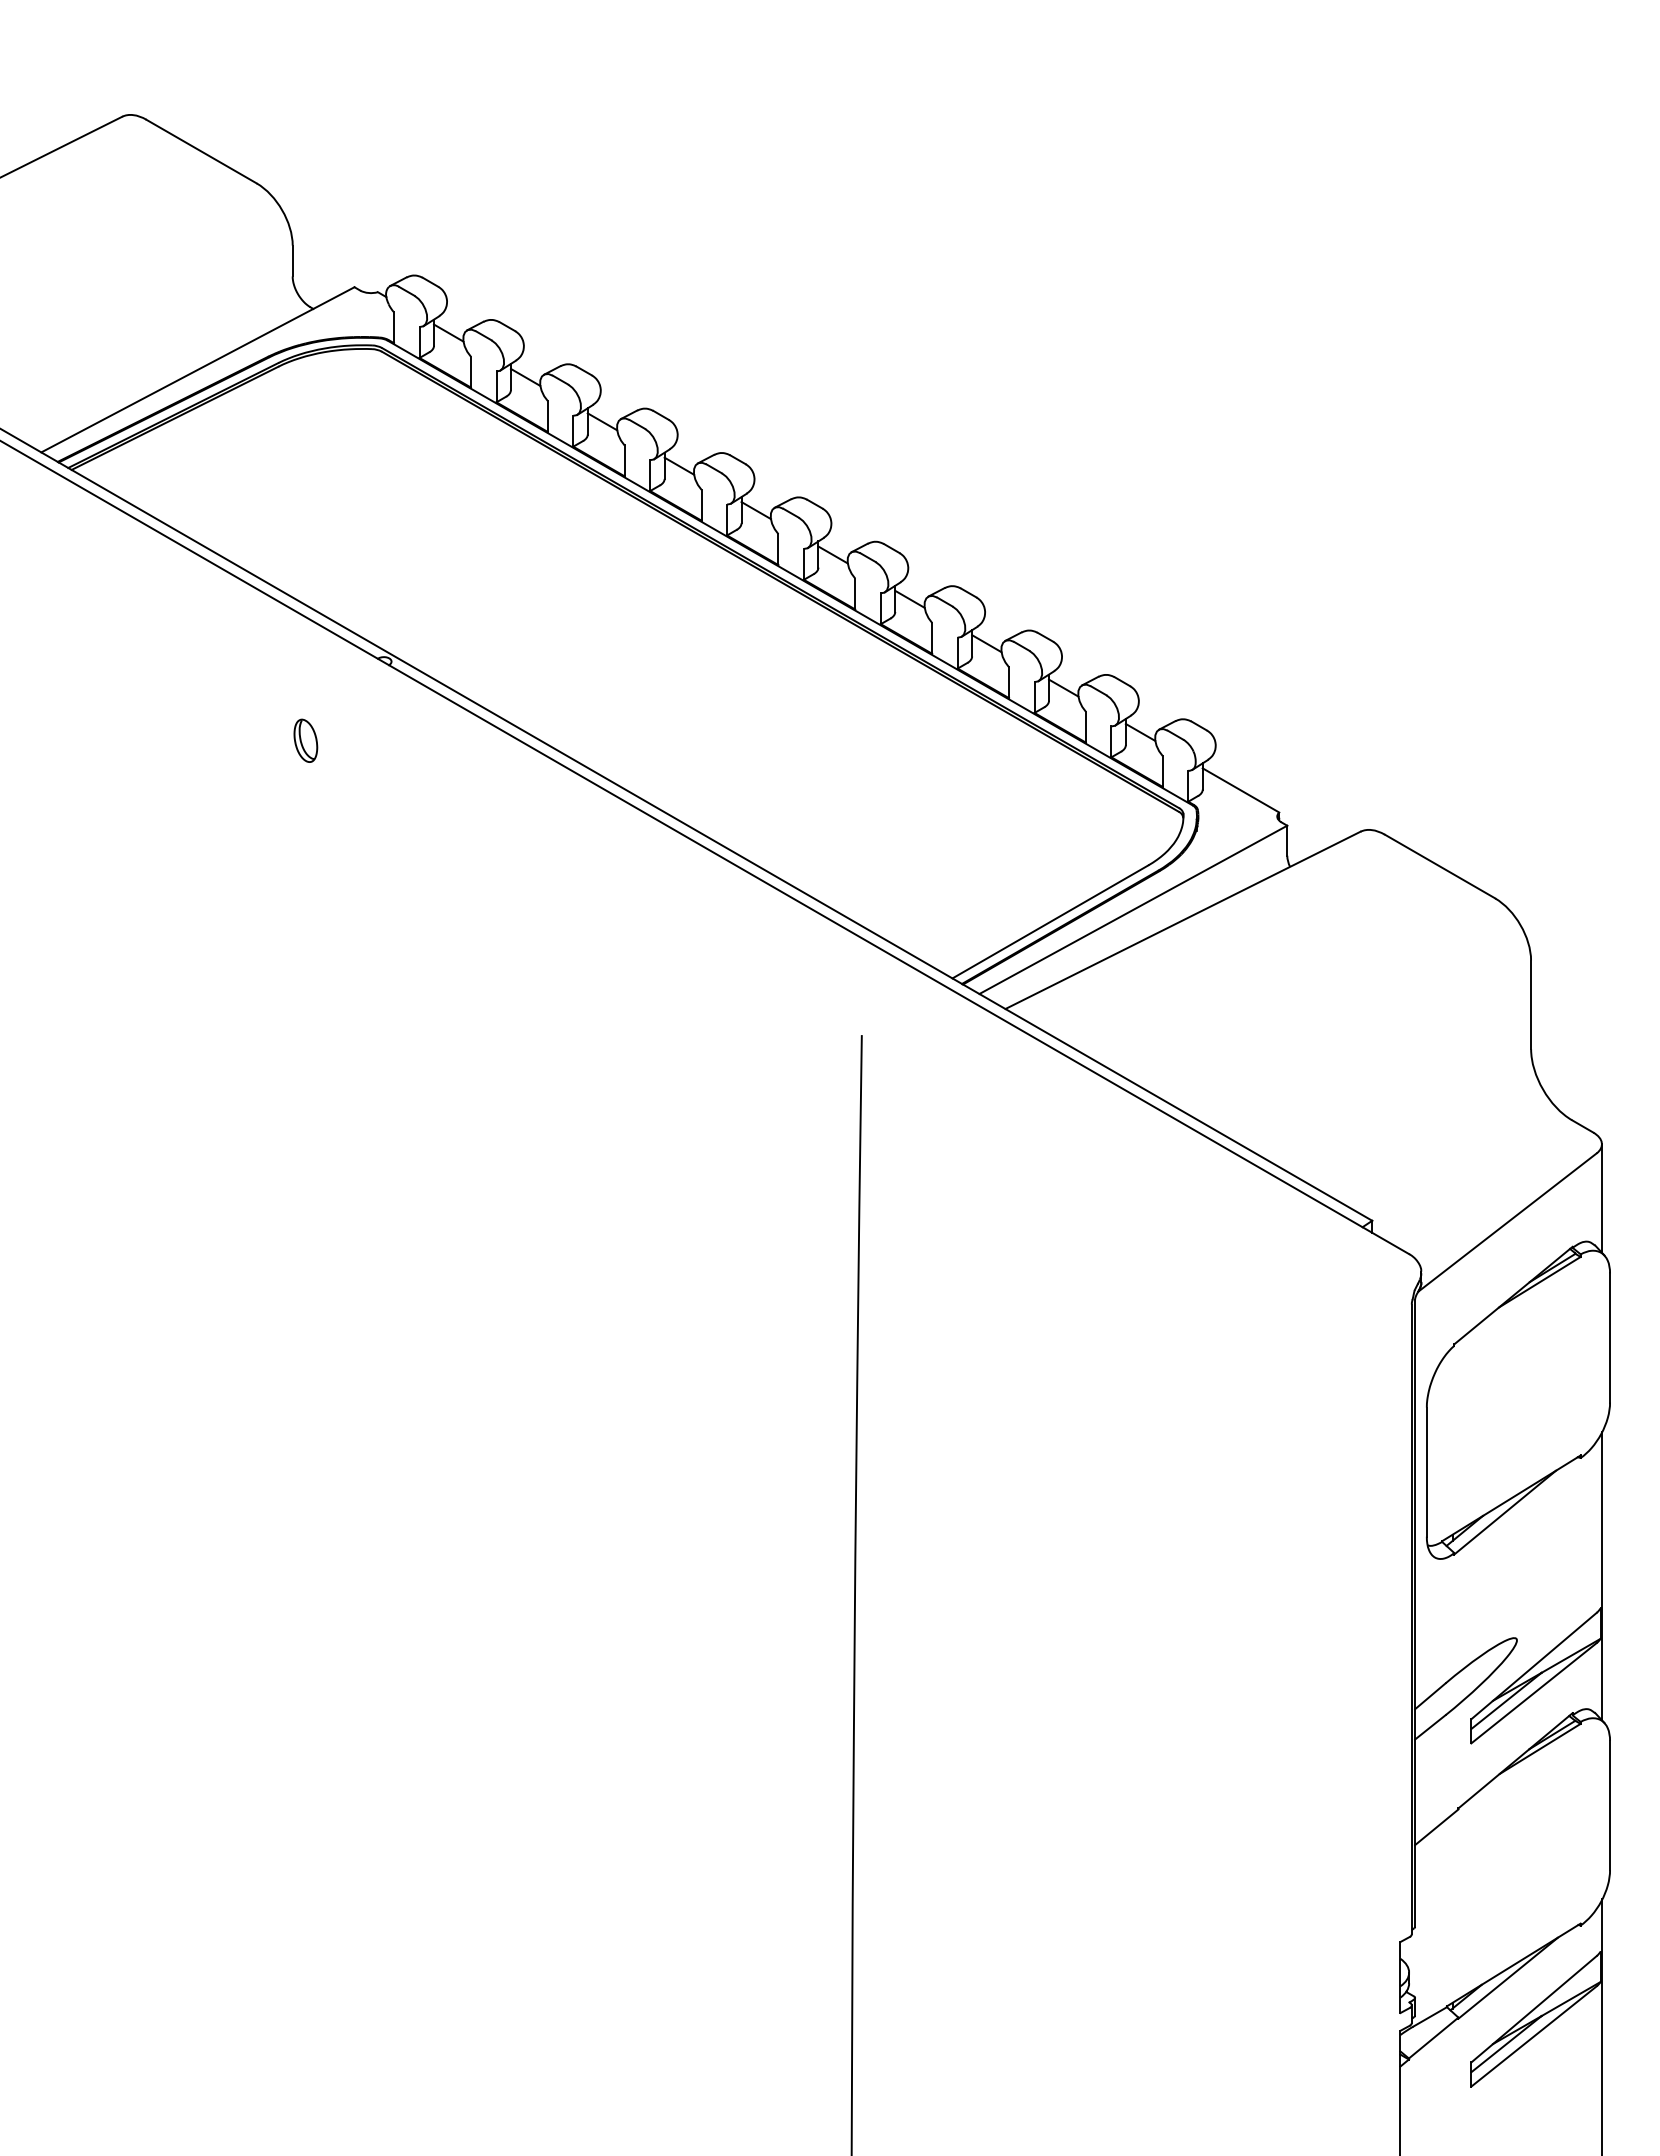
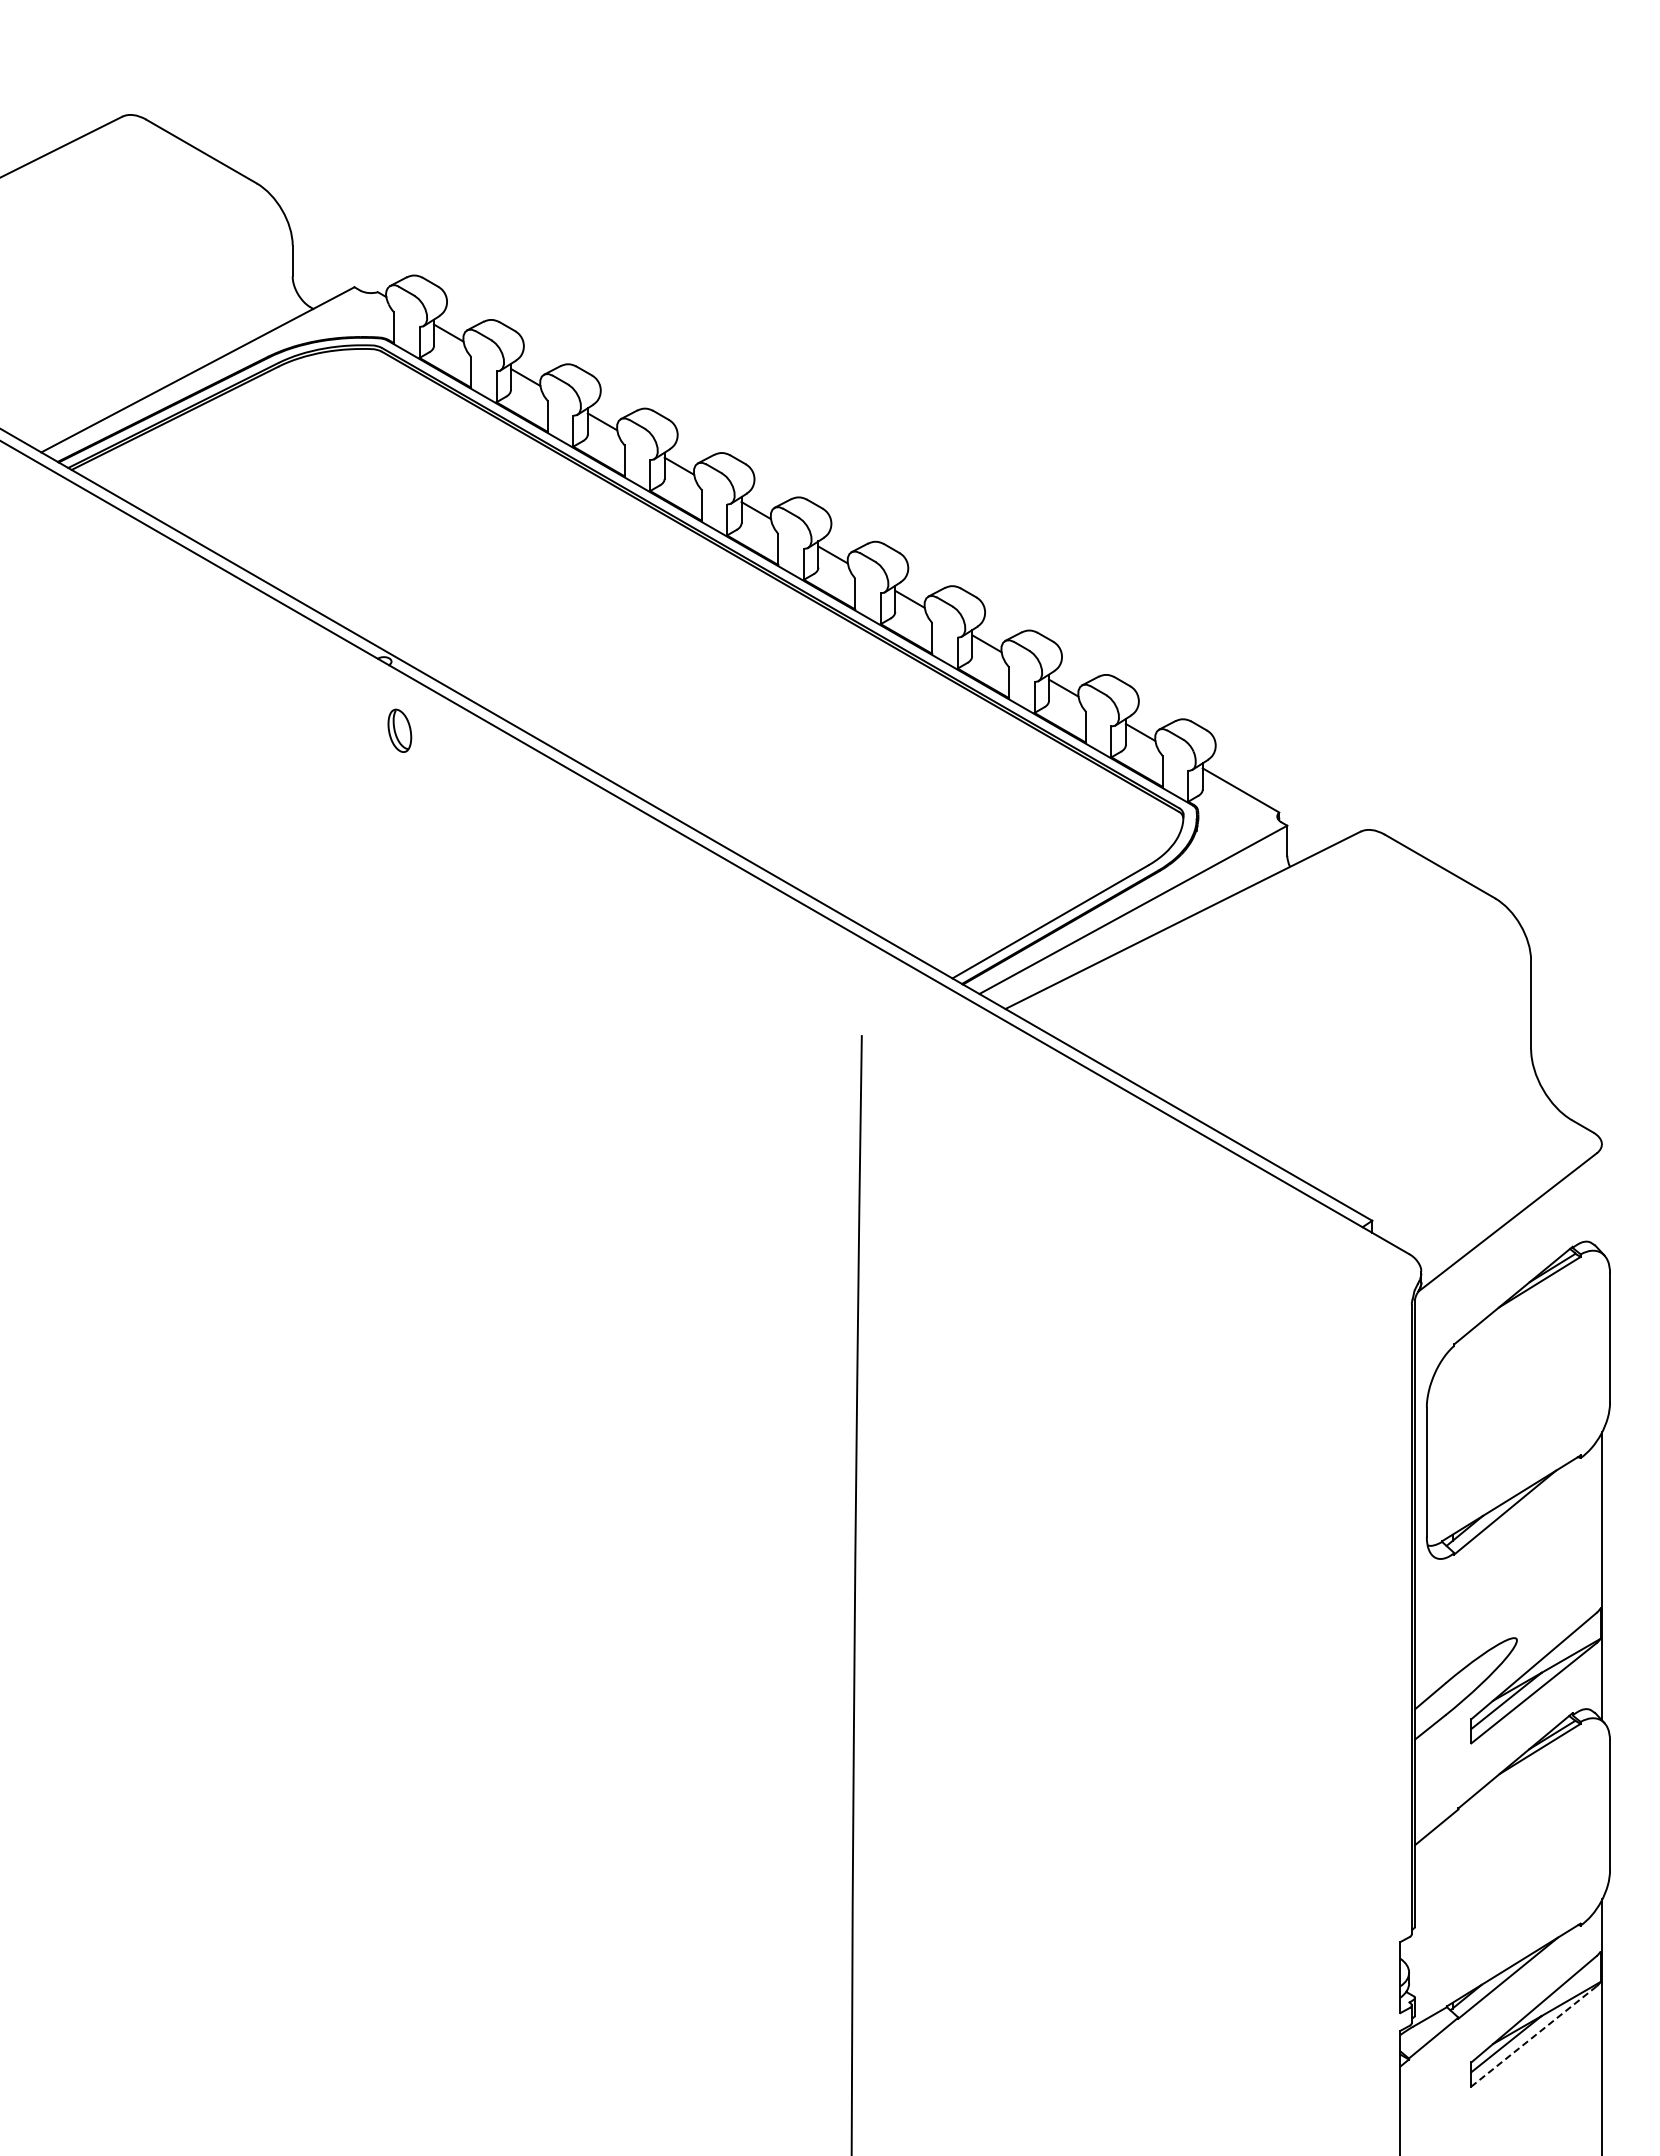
part position: (305, 740) -> (399, 730) (399, 730)
line: present -> none (1601, 1198)
line: solid -> dashed (1533, 2036)
